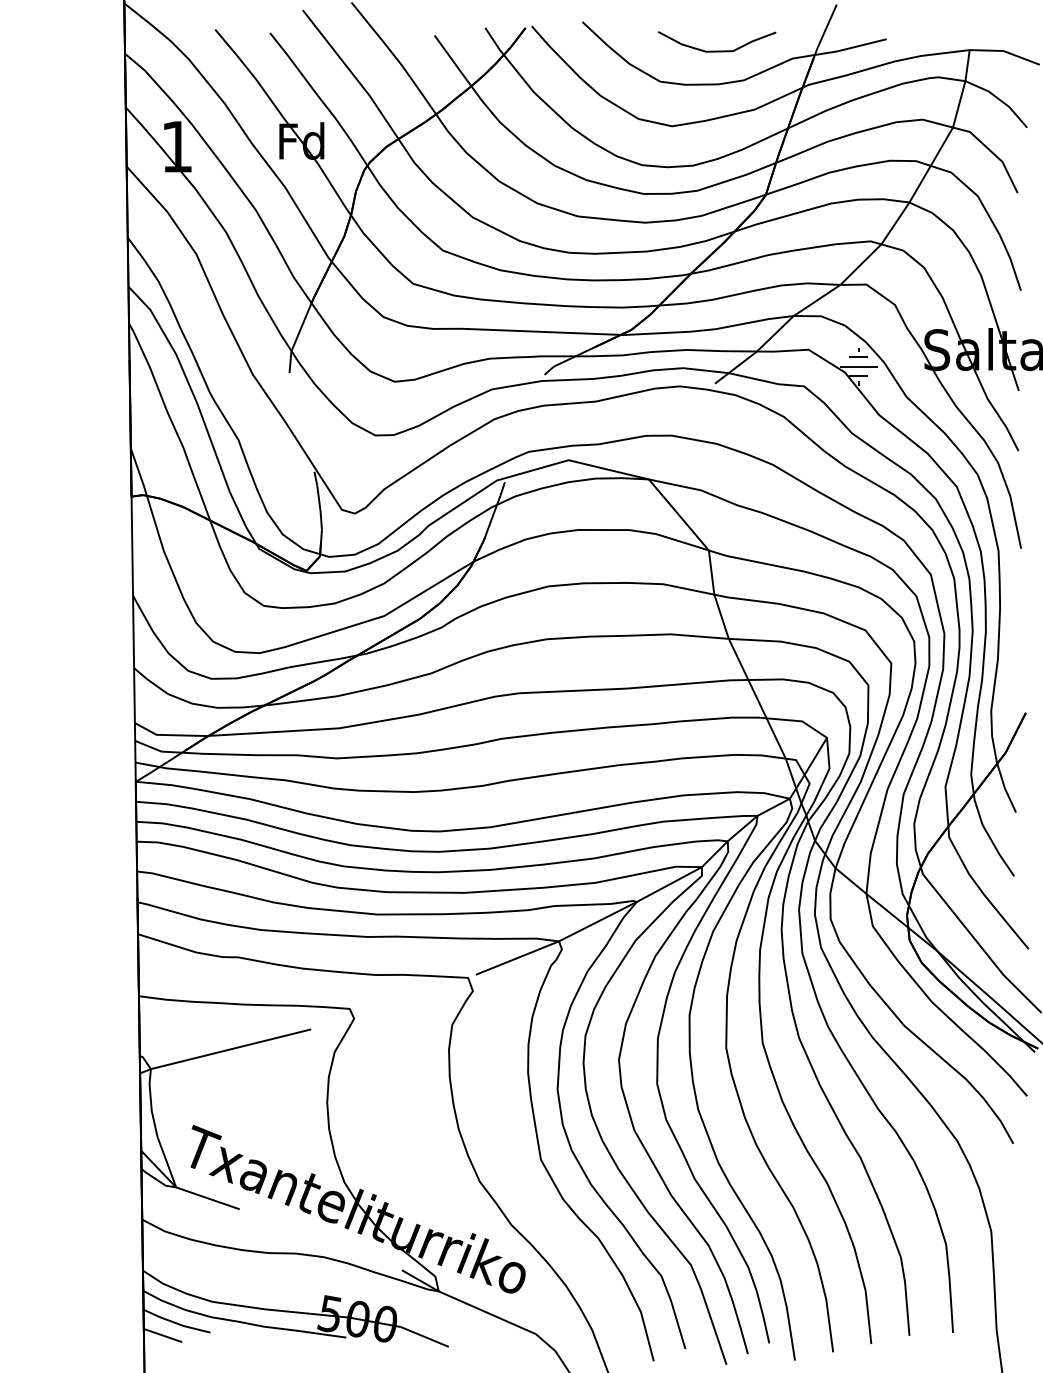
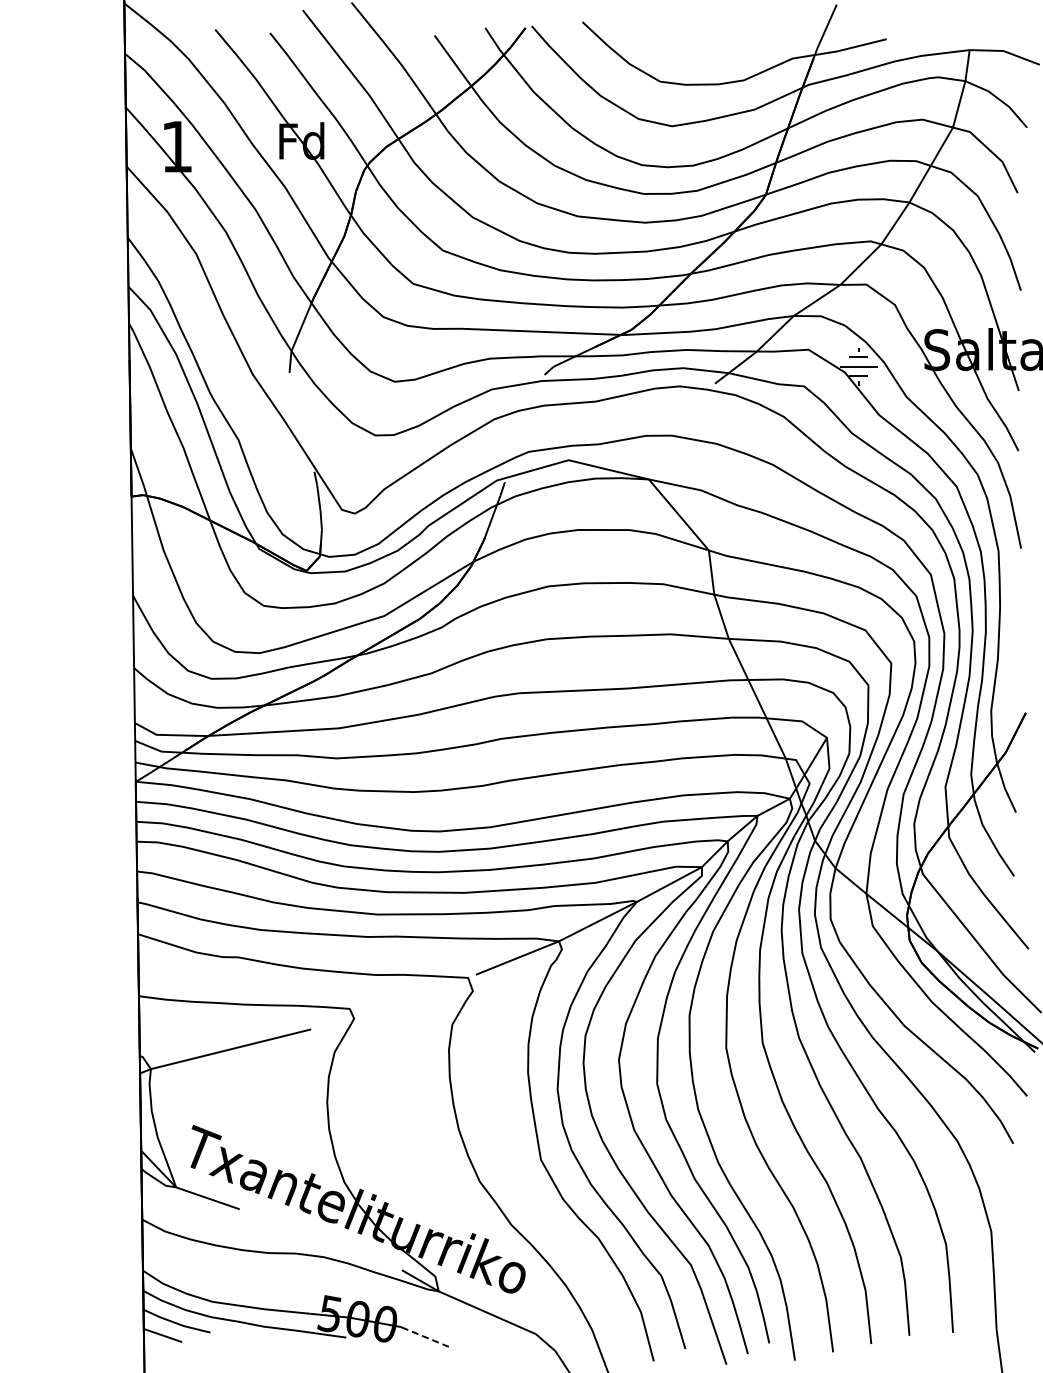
curve: present -> none (717, 50)
line: solid -> dashed (427, 1338)
